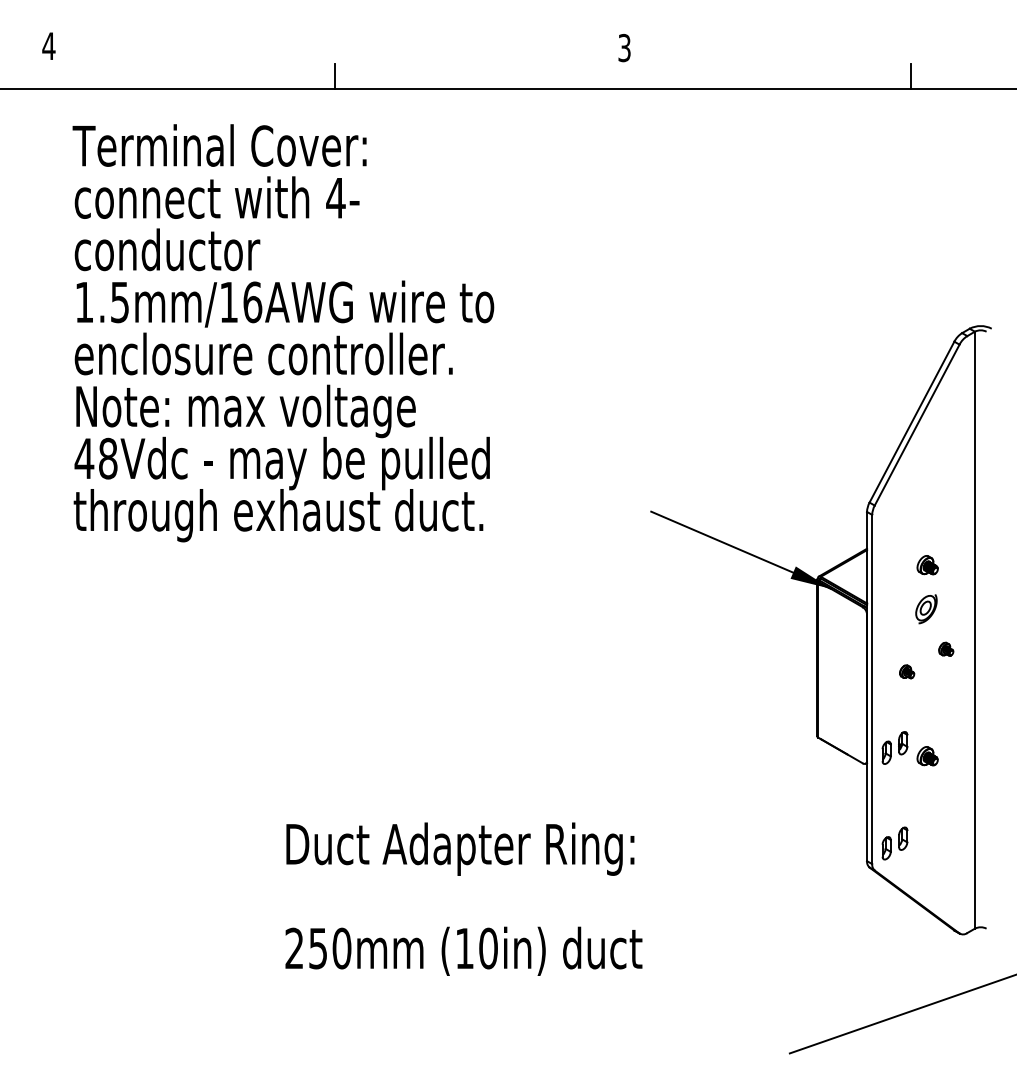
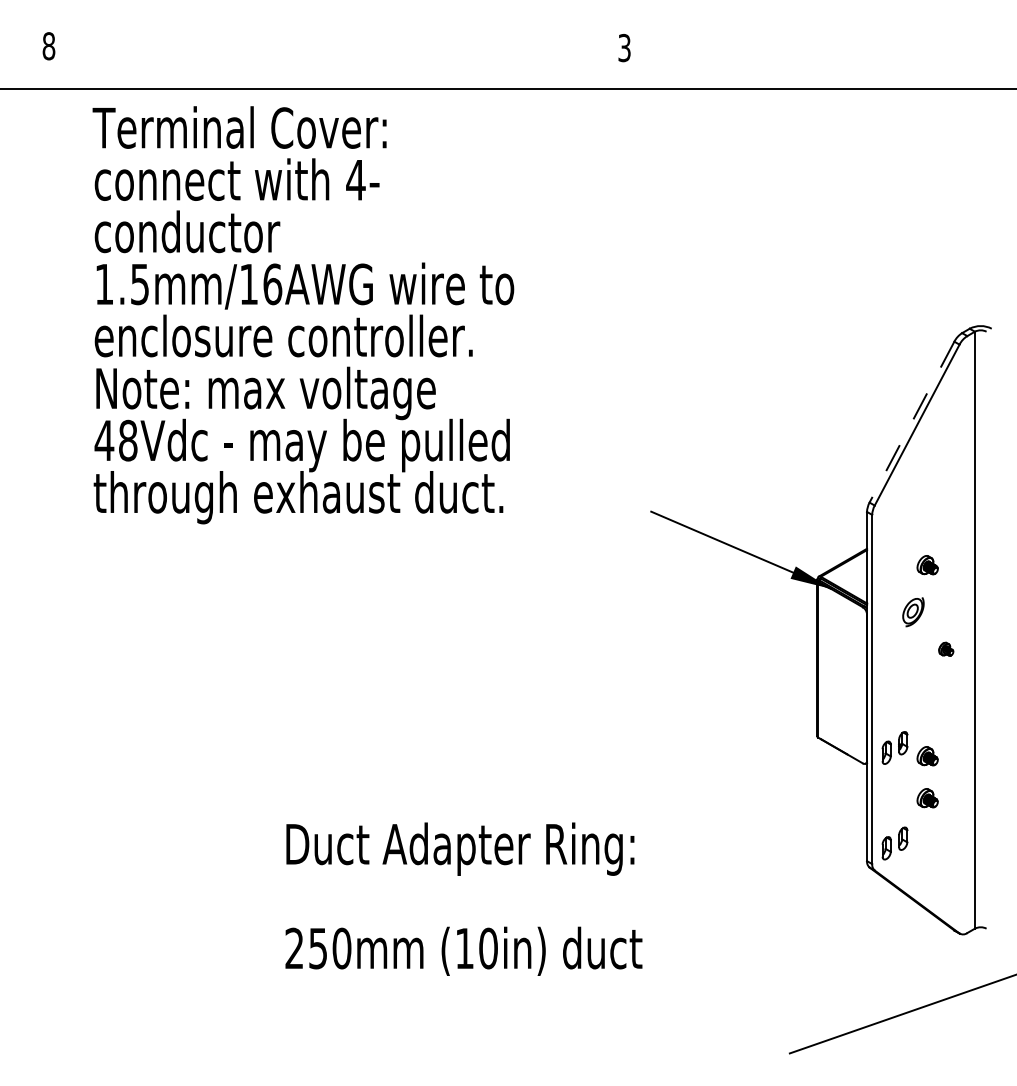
text: 4 -> 8 (48, 46)
line: present -> none (335, 76)
line: present -> none (910, 76)
text position: (283, 333) -> (303, 315) (303, 315)
line: solid -> dashed (911, 422)
part position: (926, 609) -> (913, 612) (913, 612)
part: present -> none (907, 671)
part: none -> present (927, 798)
